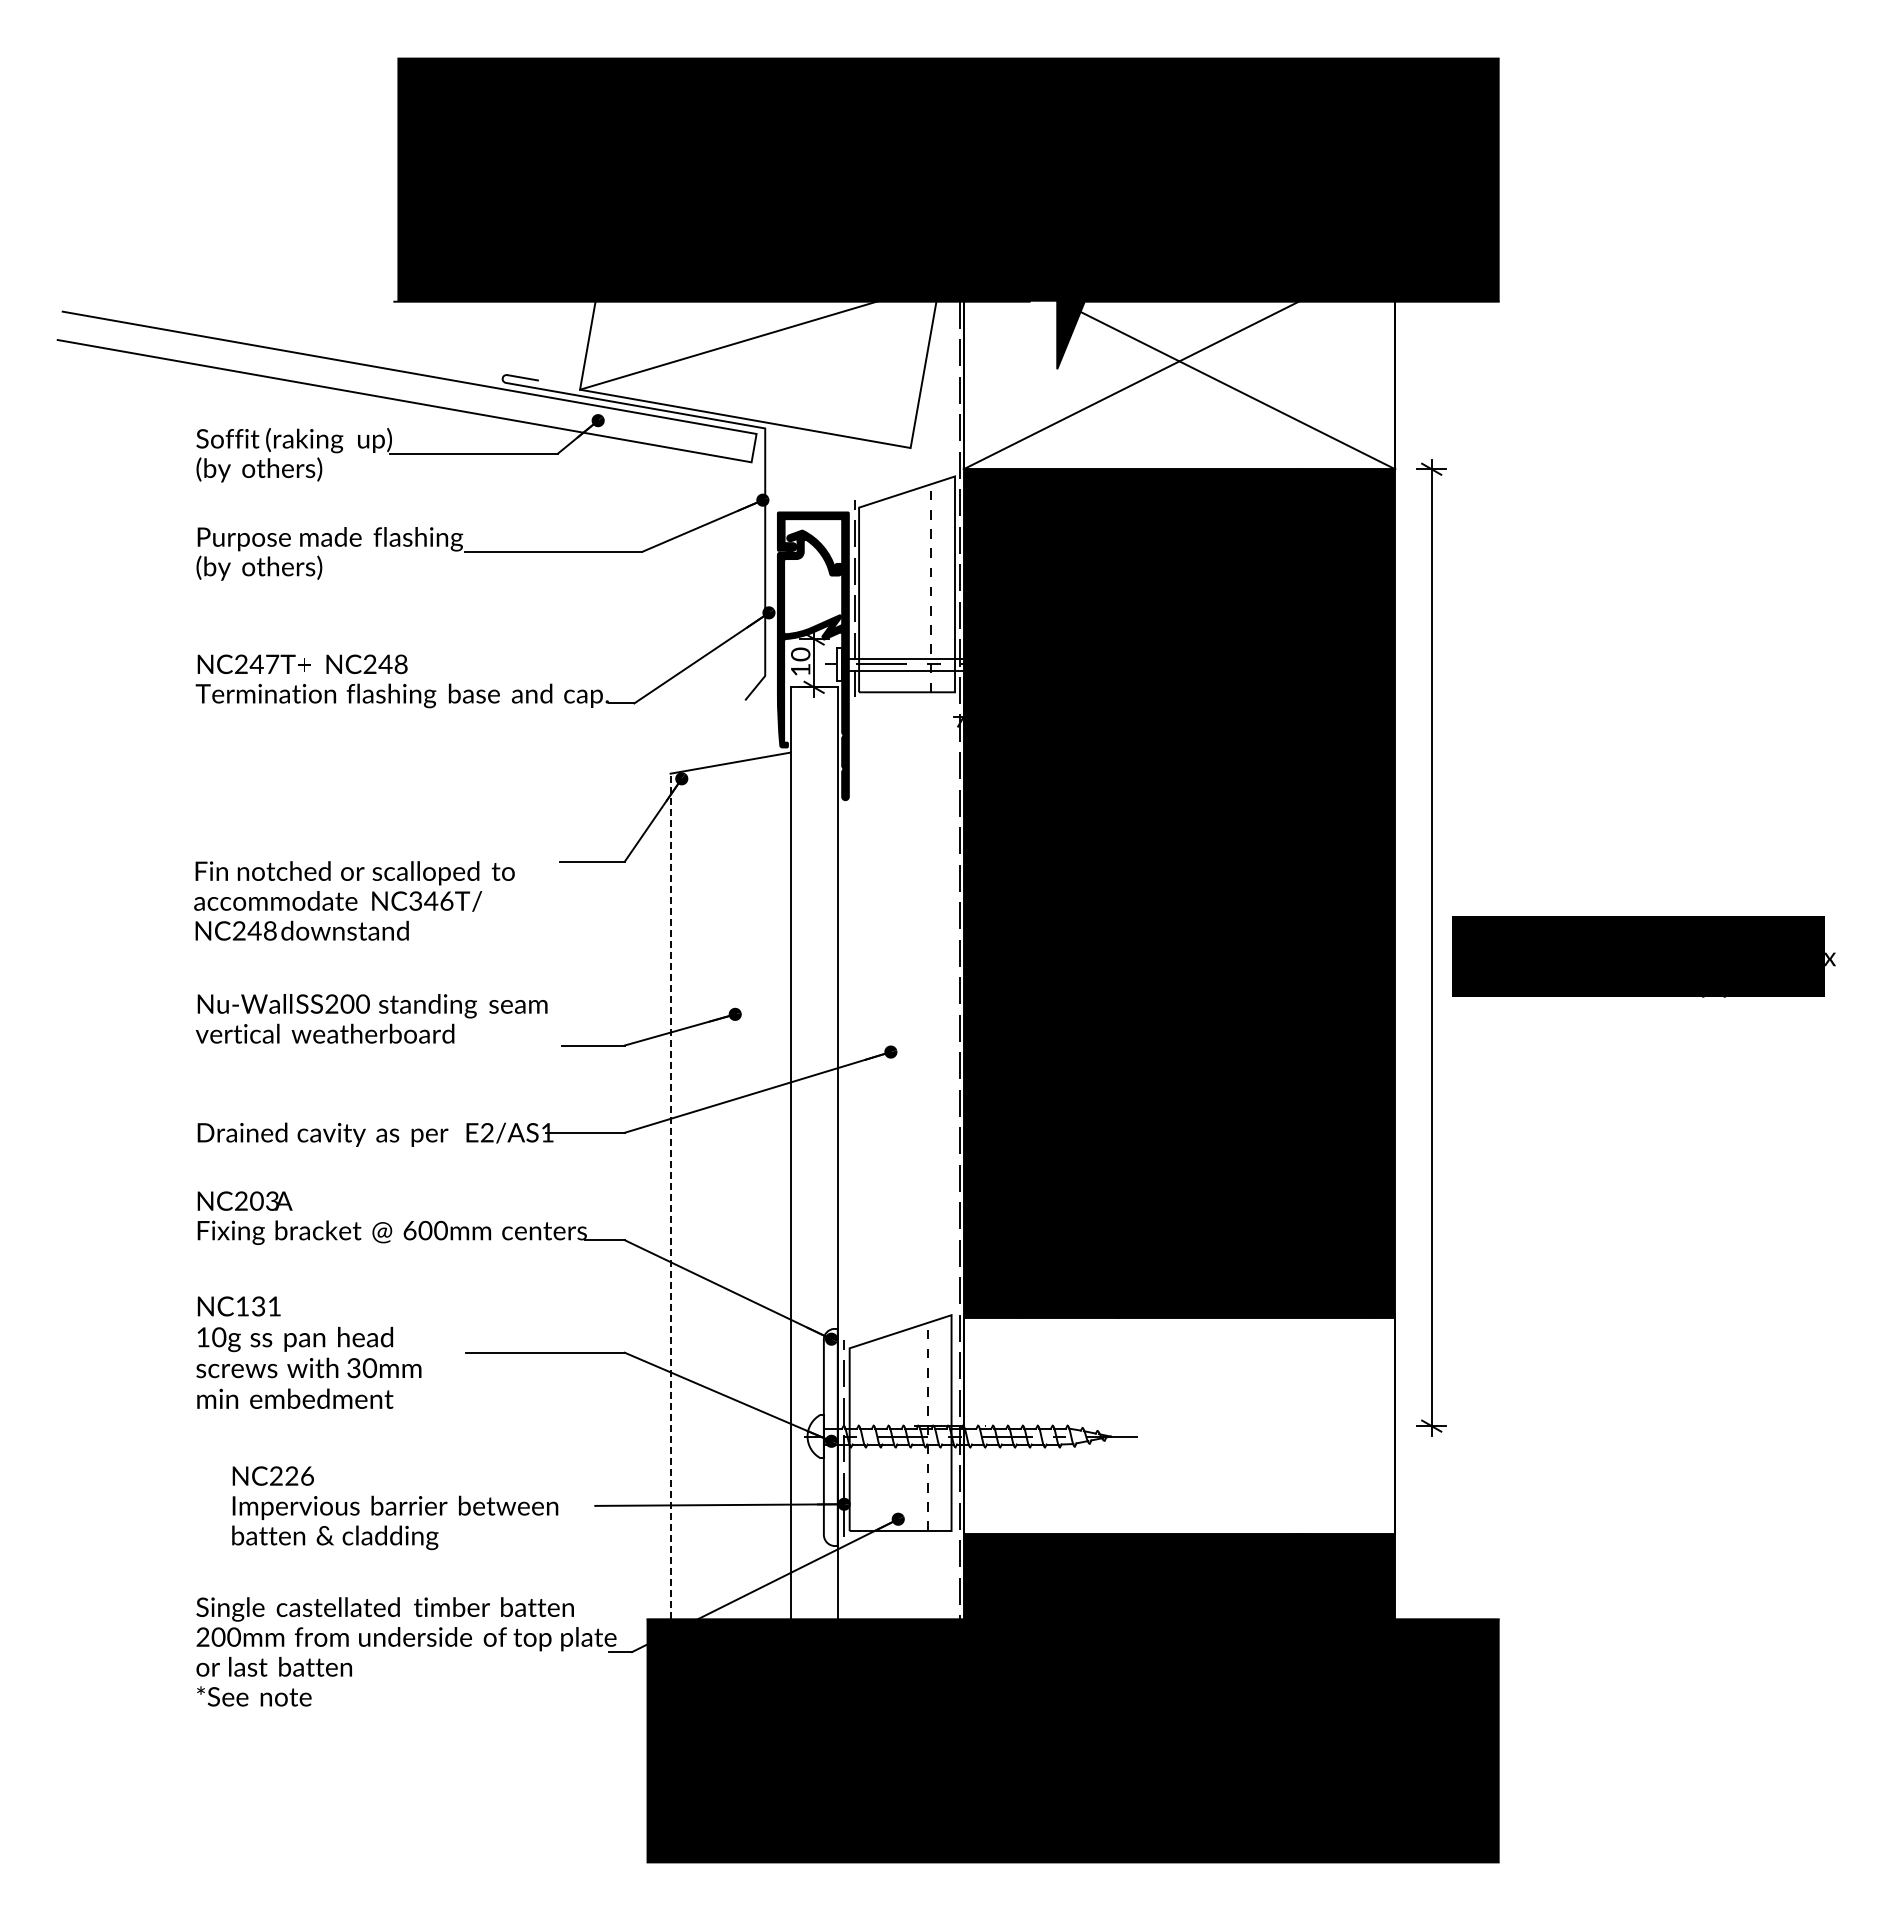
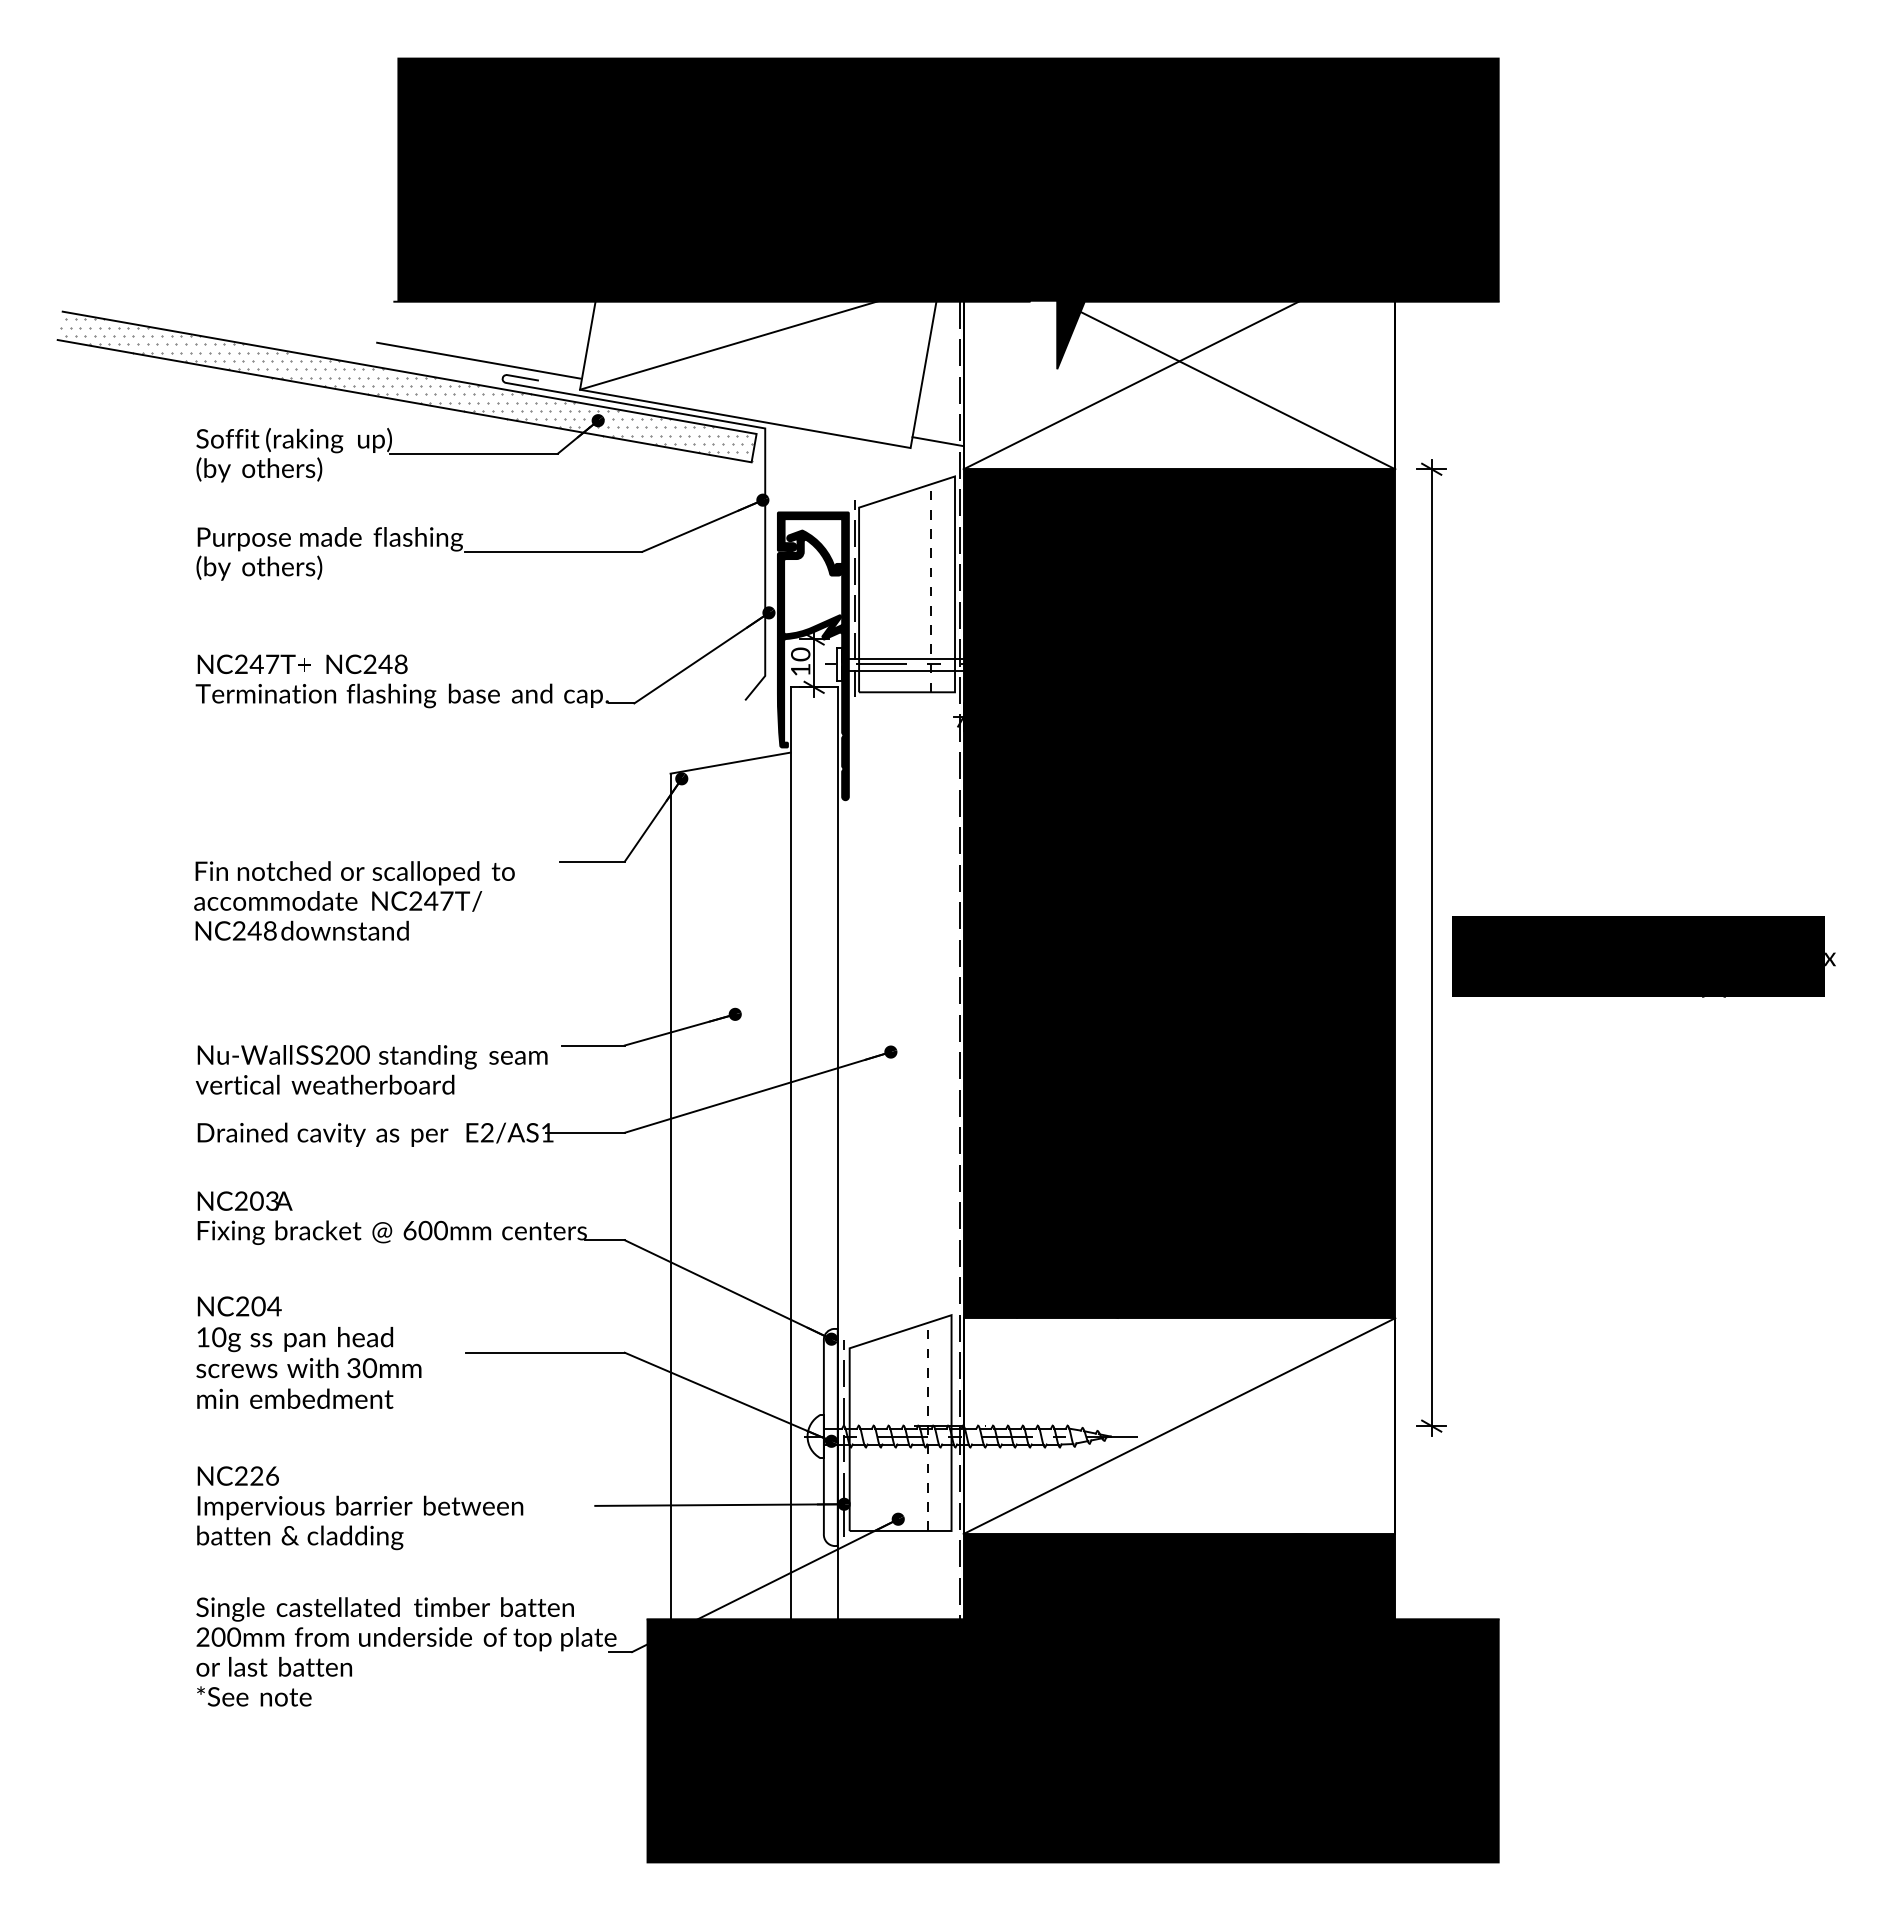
line: none -> present (478, 360)
hatch: none -> present (406, 389)
line: none -> present (937, 441)
text: NC346T -> NC247T (431, 900)
text position: (371, 1018) -> (371, 1069) (371, 1069)
line: dashed -> solid (670, 1196)
text: NC131 -> NC204 (258, 1306)
line: none -> present (1179, 1426)
text position: (395, 1508) -> (360, 1508) (360, 1508)
